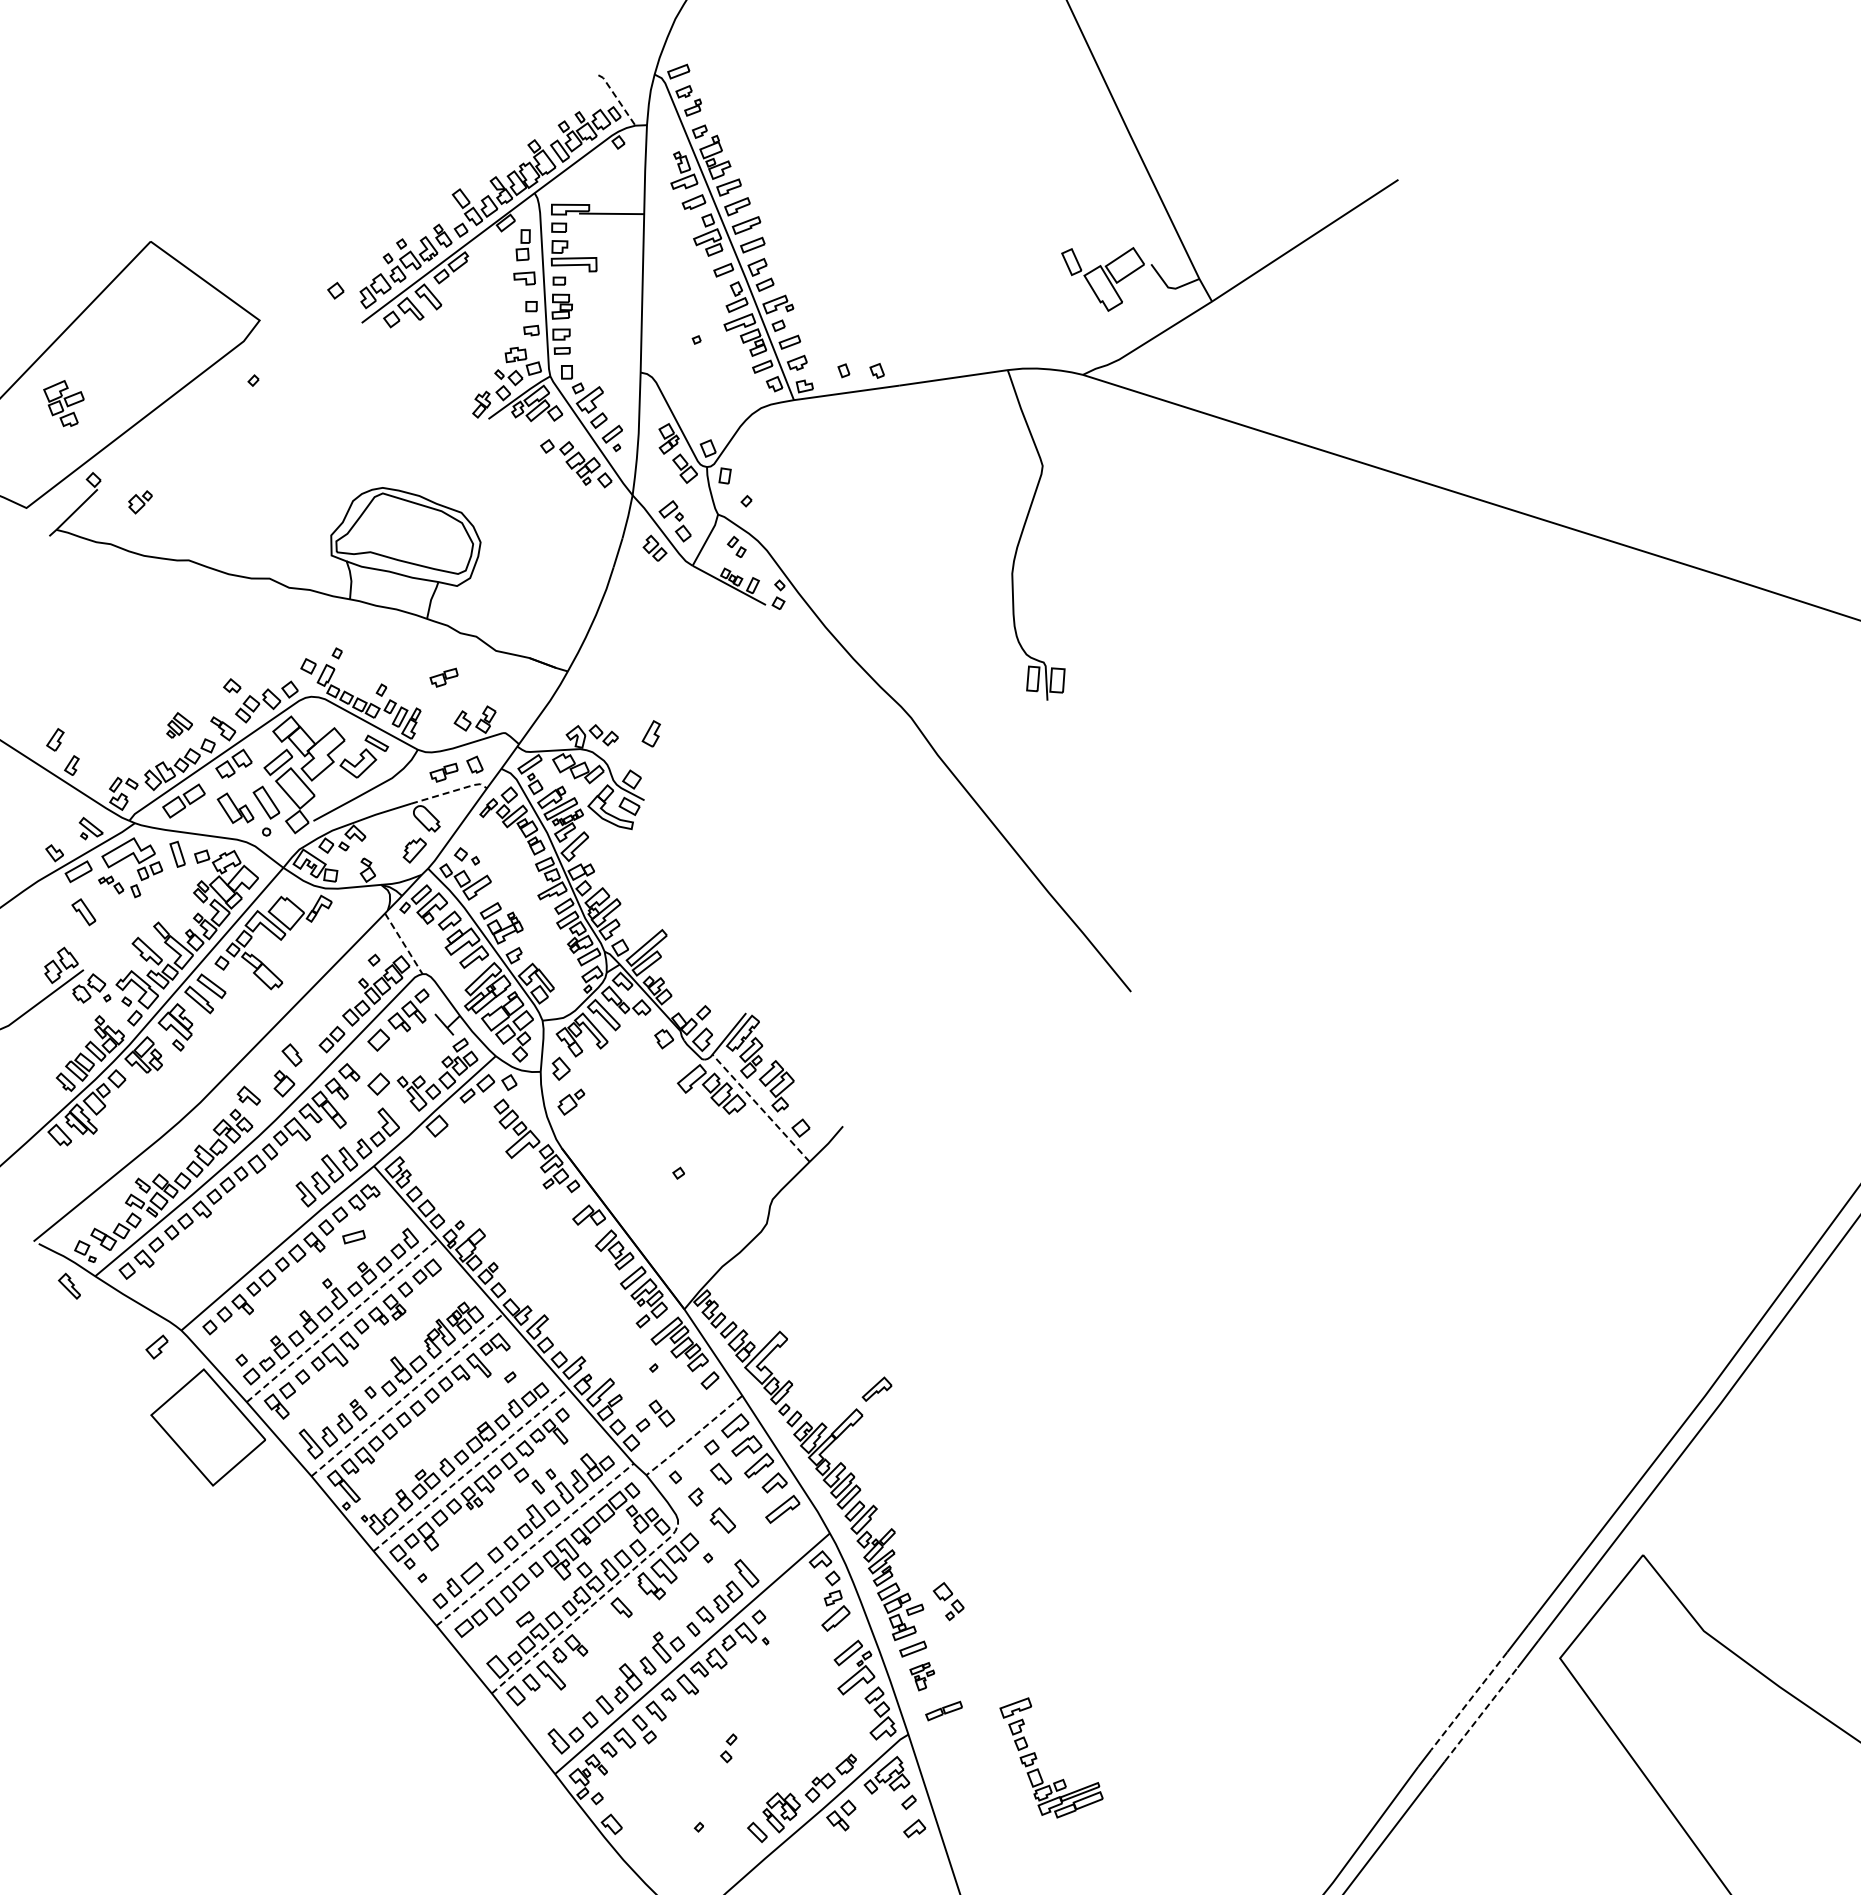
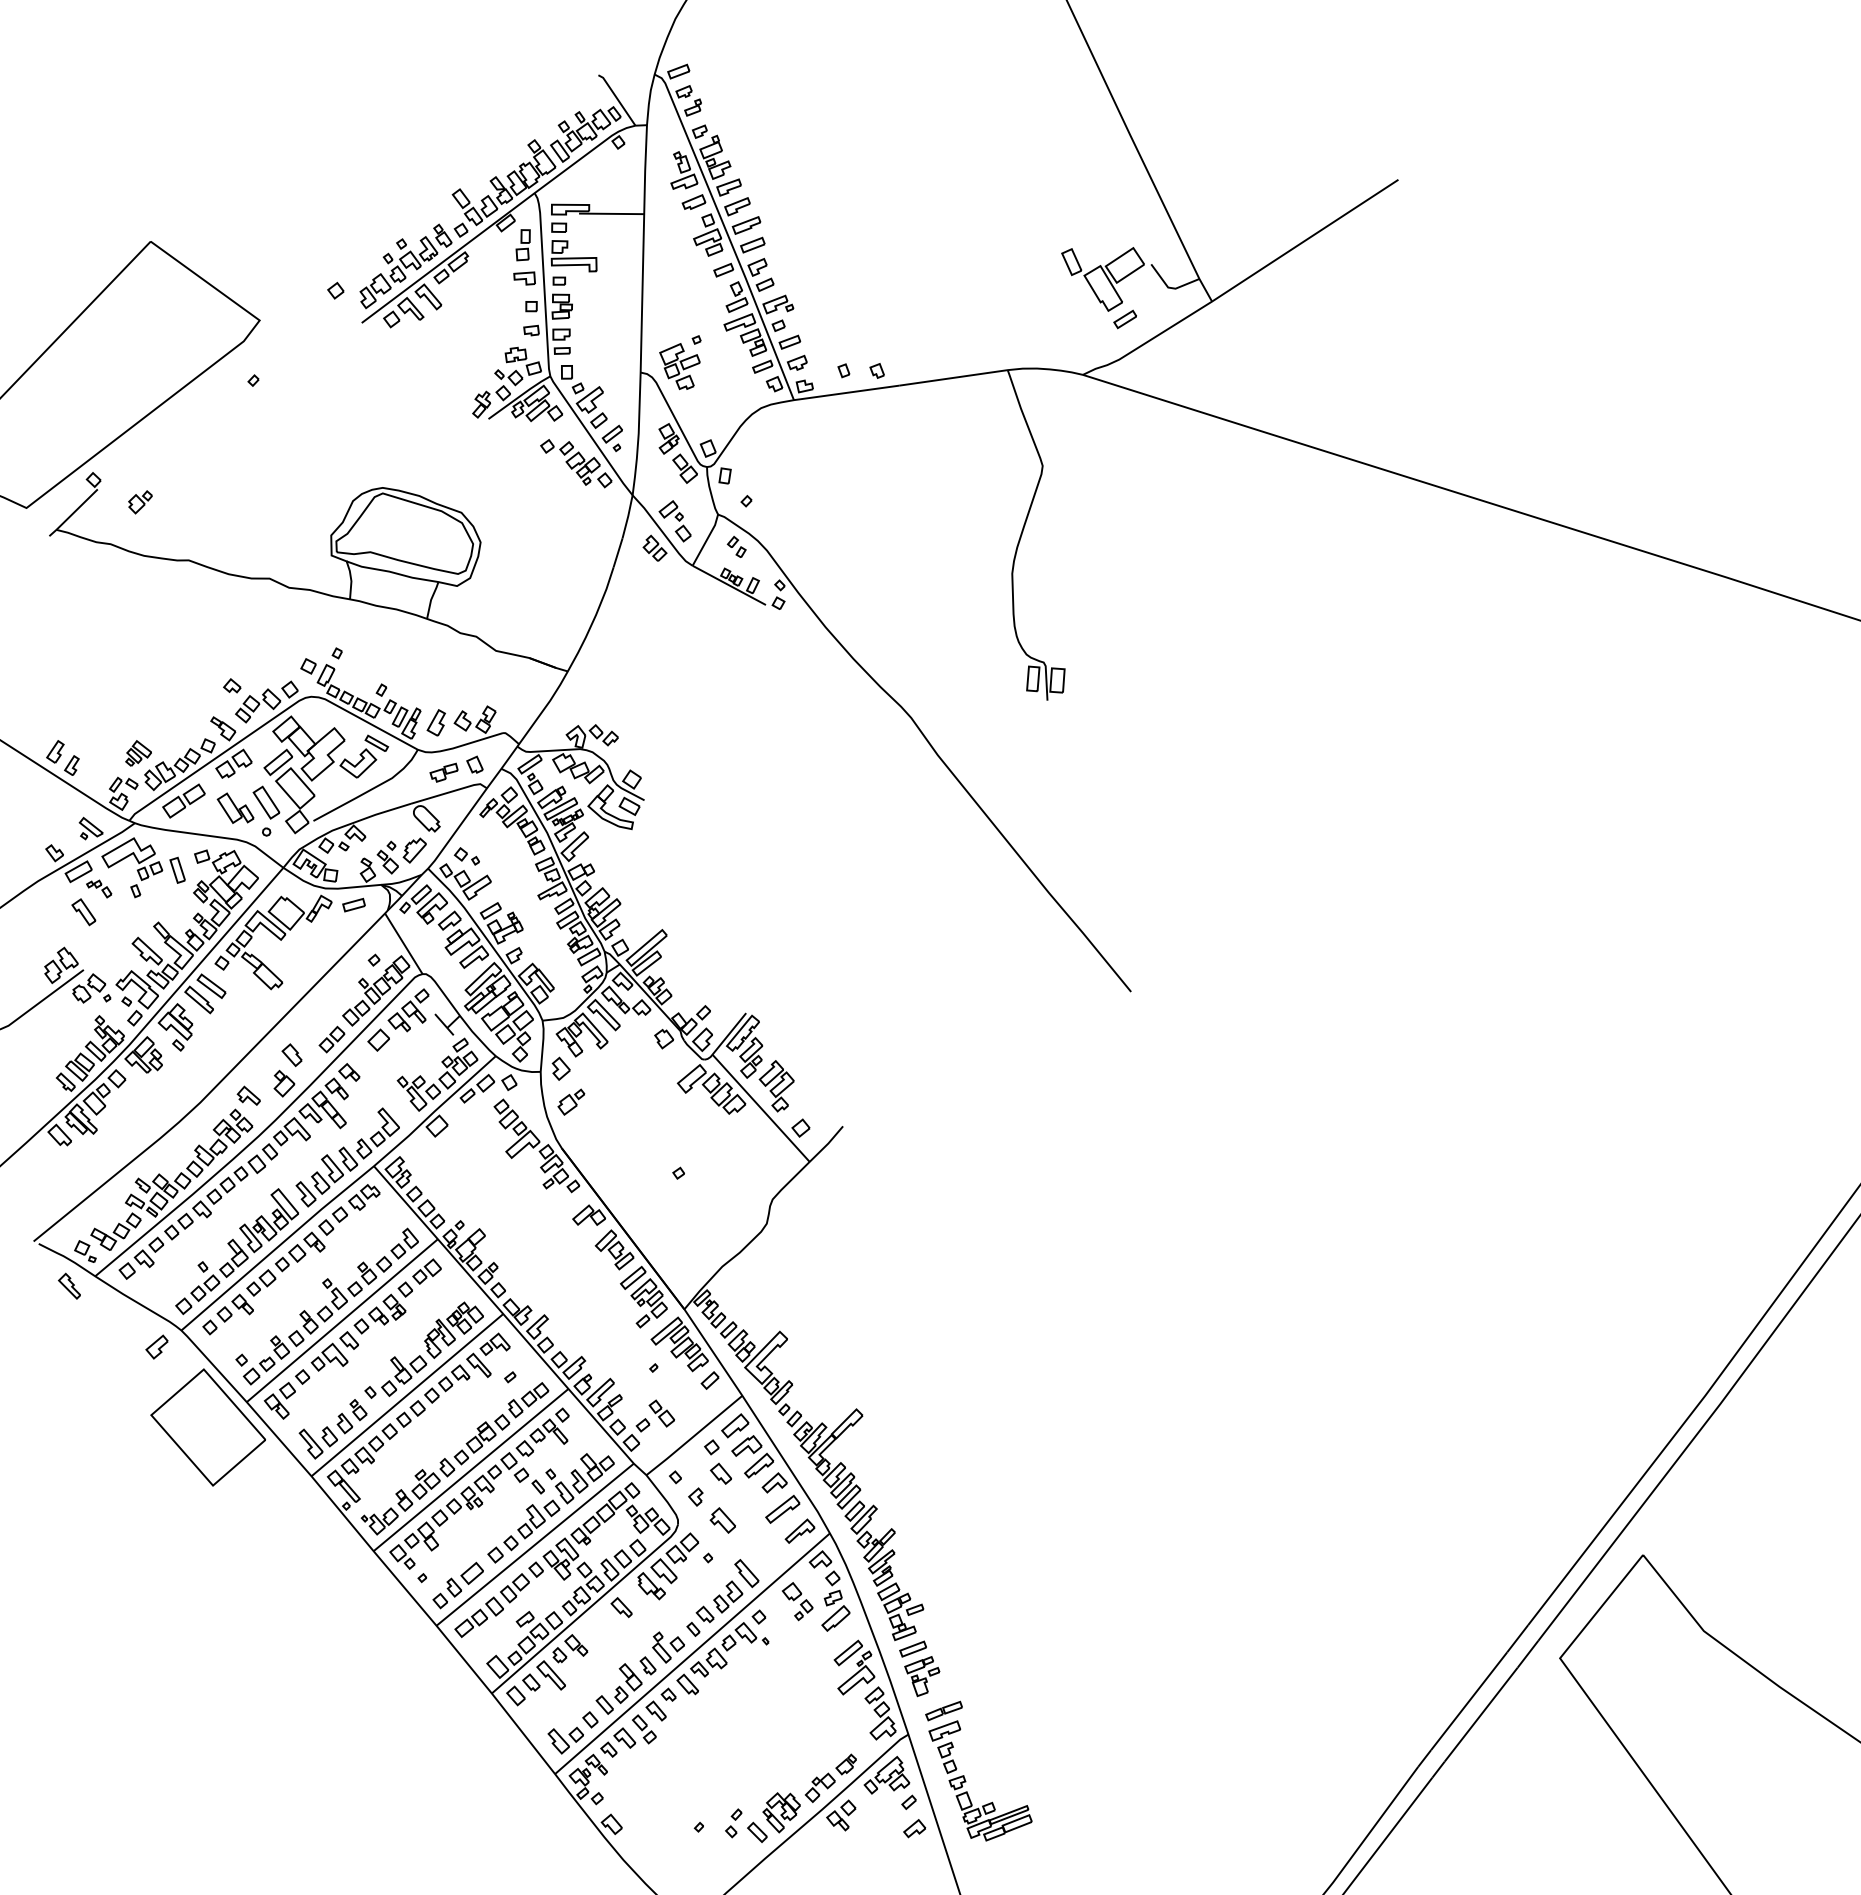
line: dashed -> solid (617, 99)
part: none -> present (1124, 319)
part position: (63, 403) -> (679, 366) (679, 366)
part: present -> none (443, 677)
part position: (179, 725) -> (138, 753) (138, 753)
part position: (650, 733) -> (435, 722) (435, 722)
part position: (55, 739) -> (55, 751) (55, 751)
line: dashed -> solid (451, 791)
part position: (177, 853) -> (177, 869) (177, 869)
part: none -> present (387, 857)
part position: (111, 884) -> (99, 888) (99, 888)
line: dashed -> solid (403, 943)
part: present -> none (378, 1083)
line: dashed -> solid (760, 1107)
part position: (353, 1236) -> (353, 904) (353, 904)
part: none -> present (236, 1251)
line: dashed -> solid (342, 1320)
part position: (876, 1388) -> (799, 1530) (799, 1530)
line: dashed -> solid (407, 1395)
line: dashed -> solid (693, 1436)
line: dashed -> solid (471, 1470)
line: dashed -> solid (535, 1544)
part position: (948, 1601) -> (797, 1601) (797, 1601)
line: dashed -> solid (588, 1609)
part size: 27x30 px -> 37x42 px (922, 1676)
line: dashed -> solid (1469, 1701)
line: dashed -> solid (1481, 1714)
part position: (728, 1748) -> (733, 1823) (733, 1823)
part position: (1037, 1758) -> (966, 1781) (966, 1781)
